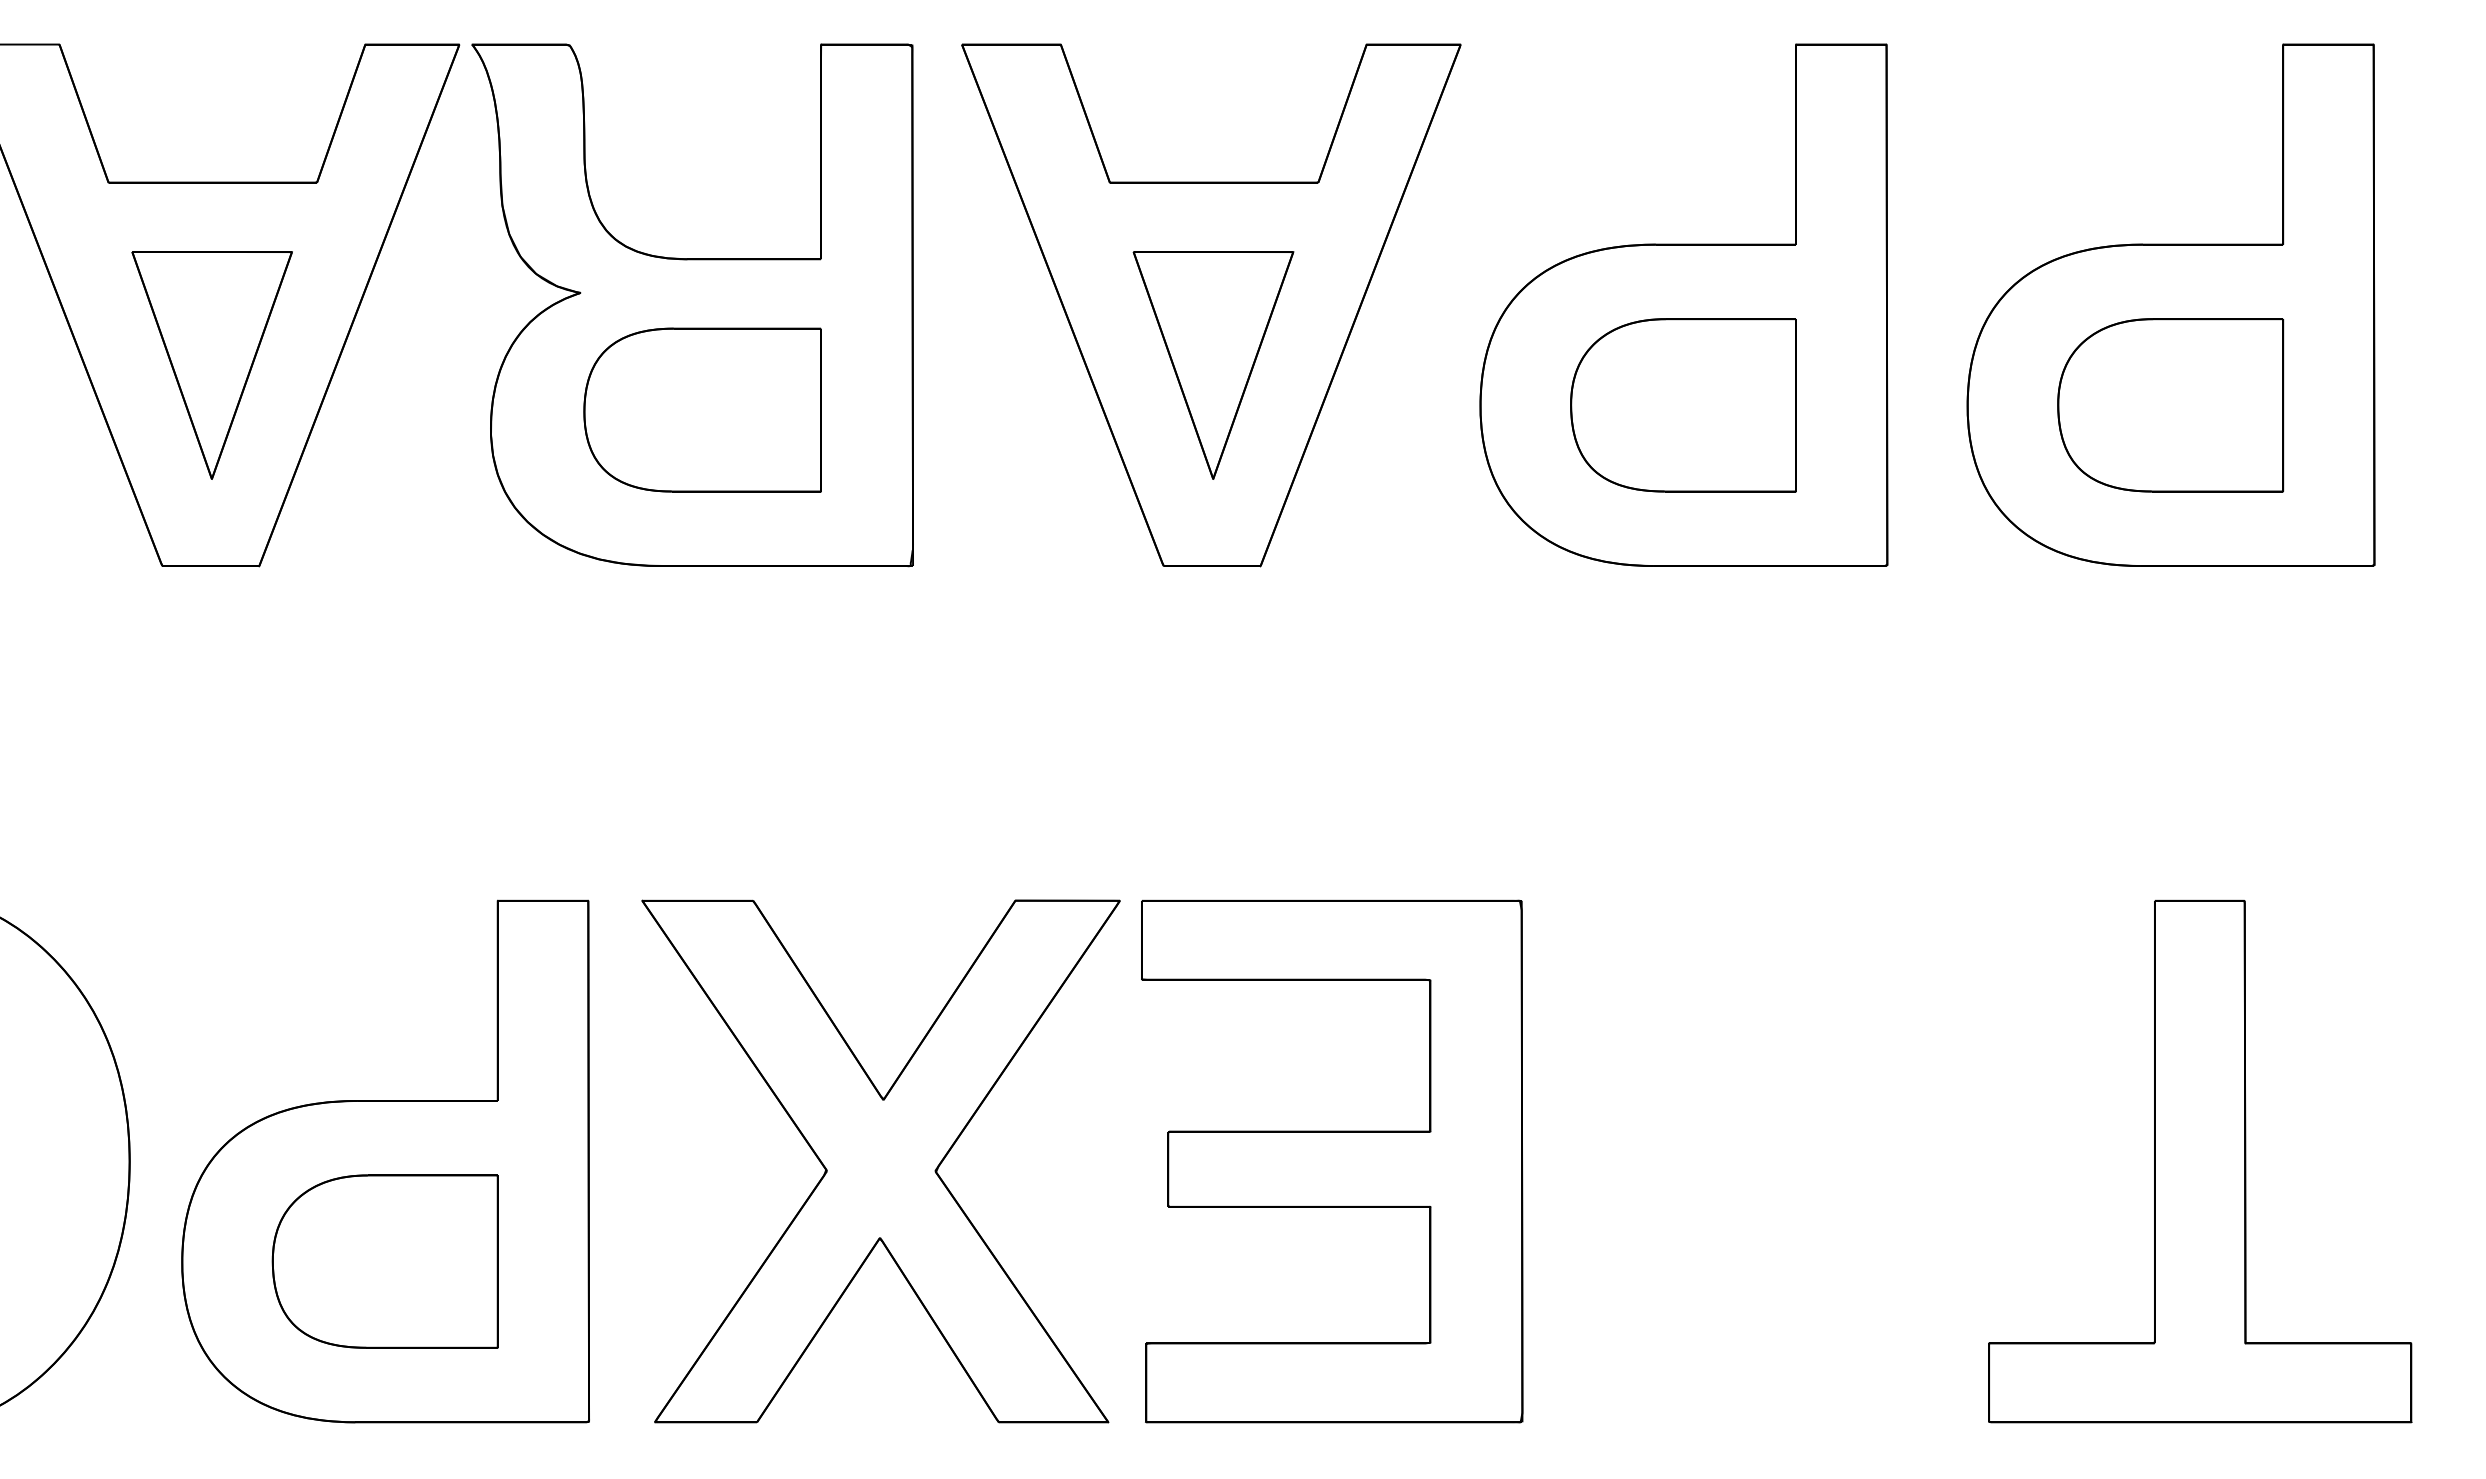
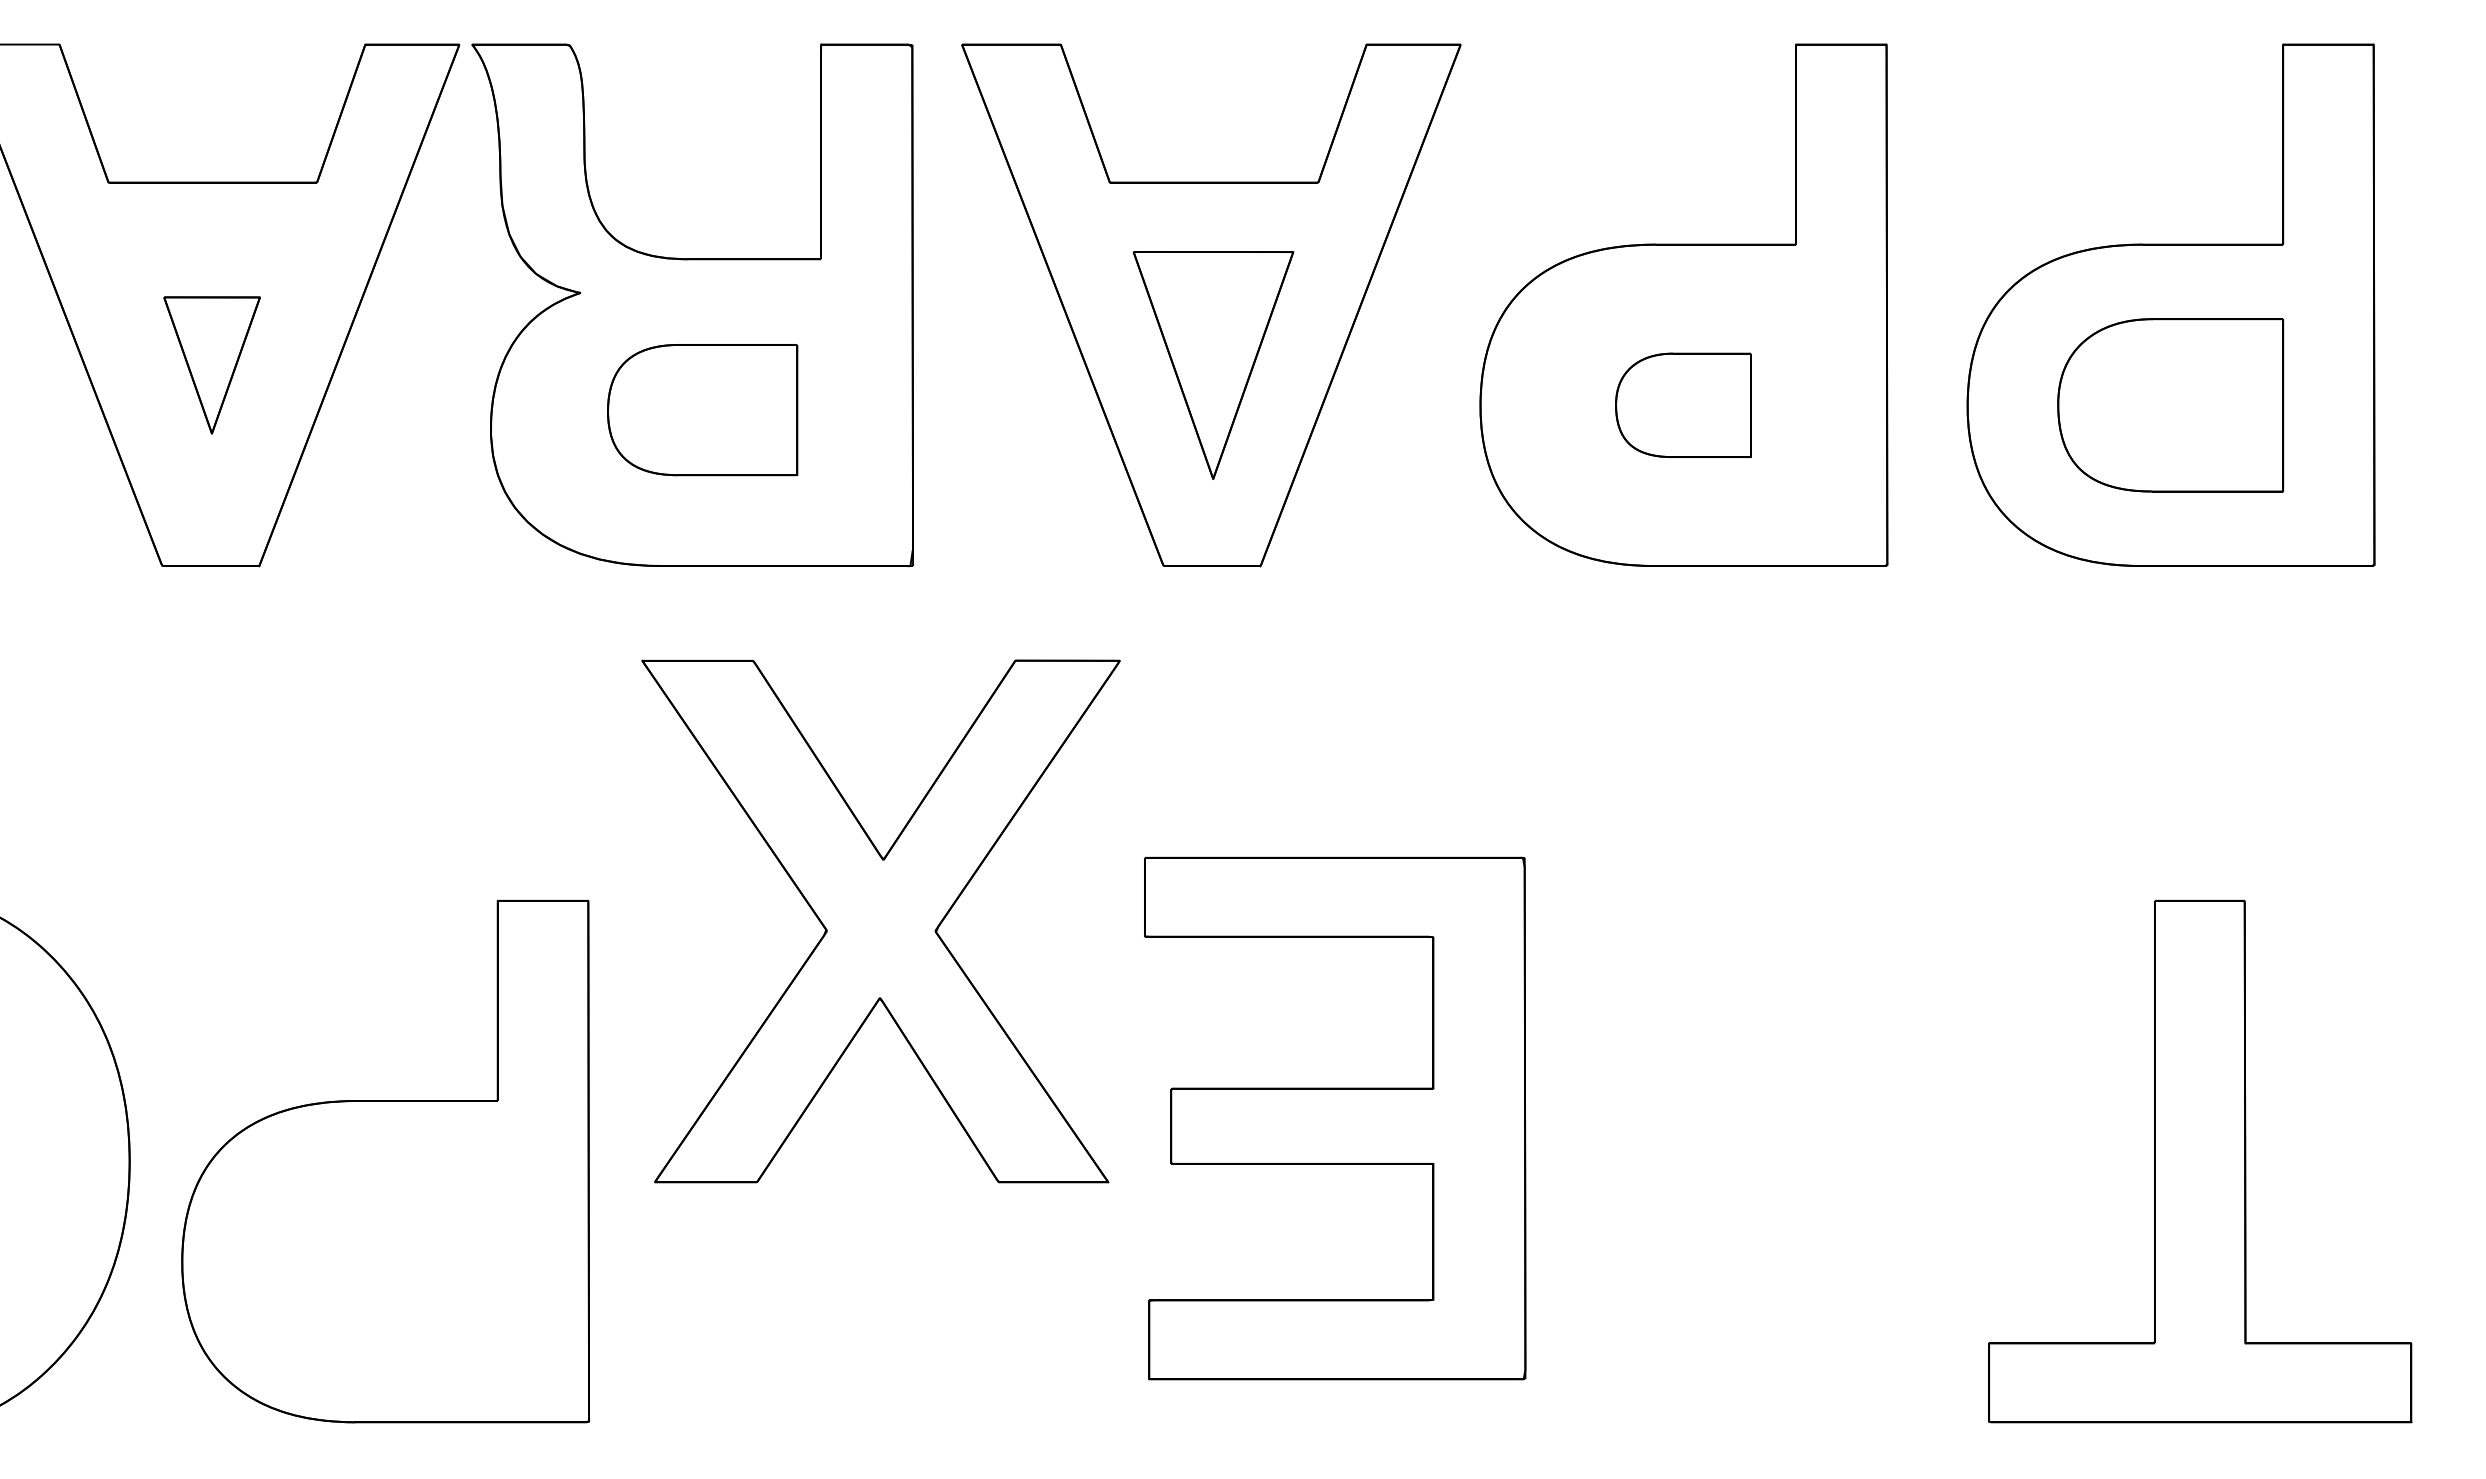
part size: 162x229 px -> 98x139 px (211, 365)
part size: 227x175 px -> 137x106 px (1683, 404)
part size: 239x166 px -> 192x133 px (702, 410)
part position: (880, 1161) -> (880, 921) (880, 921)
part position: (1332, 1161) -> (1335, 1118) (1335, 1118)
part: present -> none (384, 1261)
